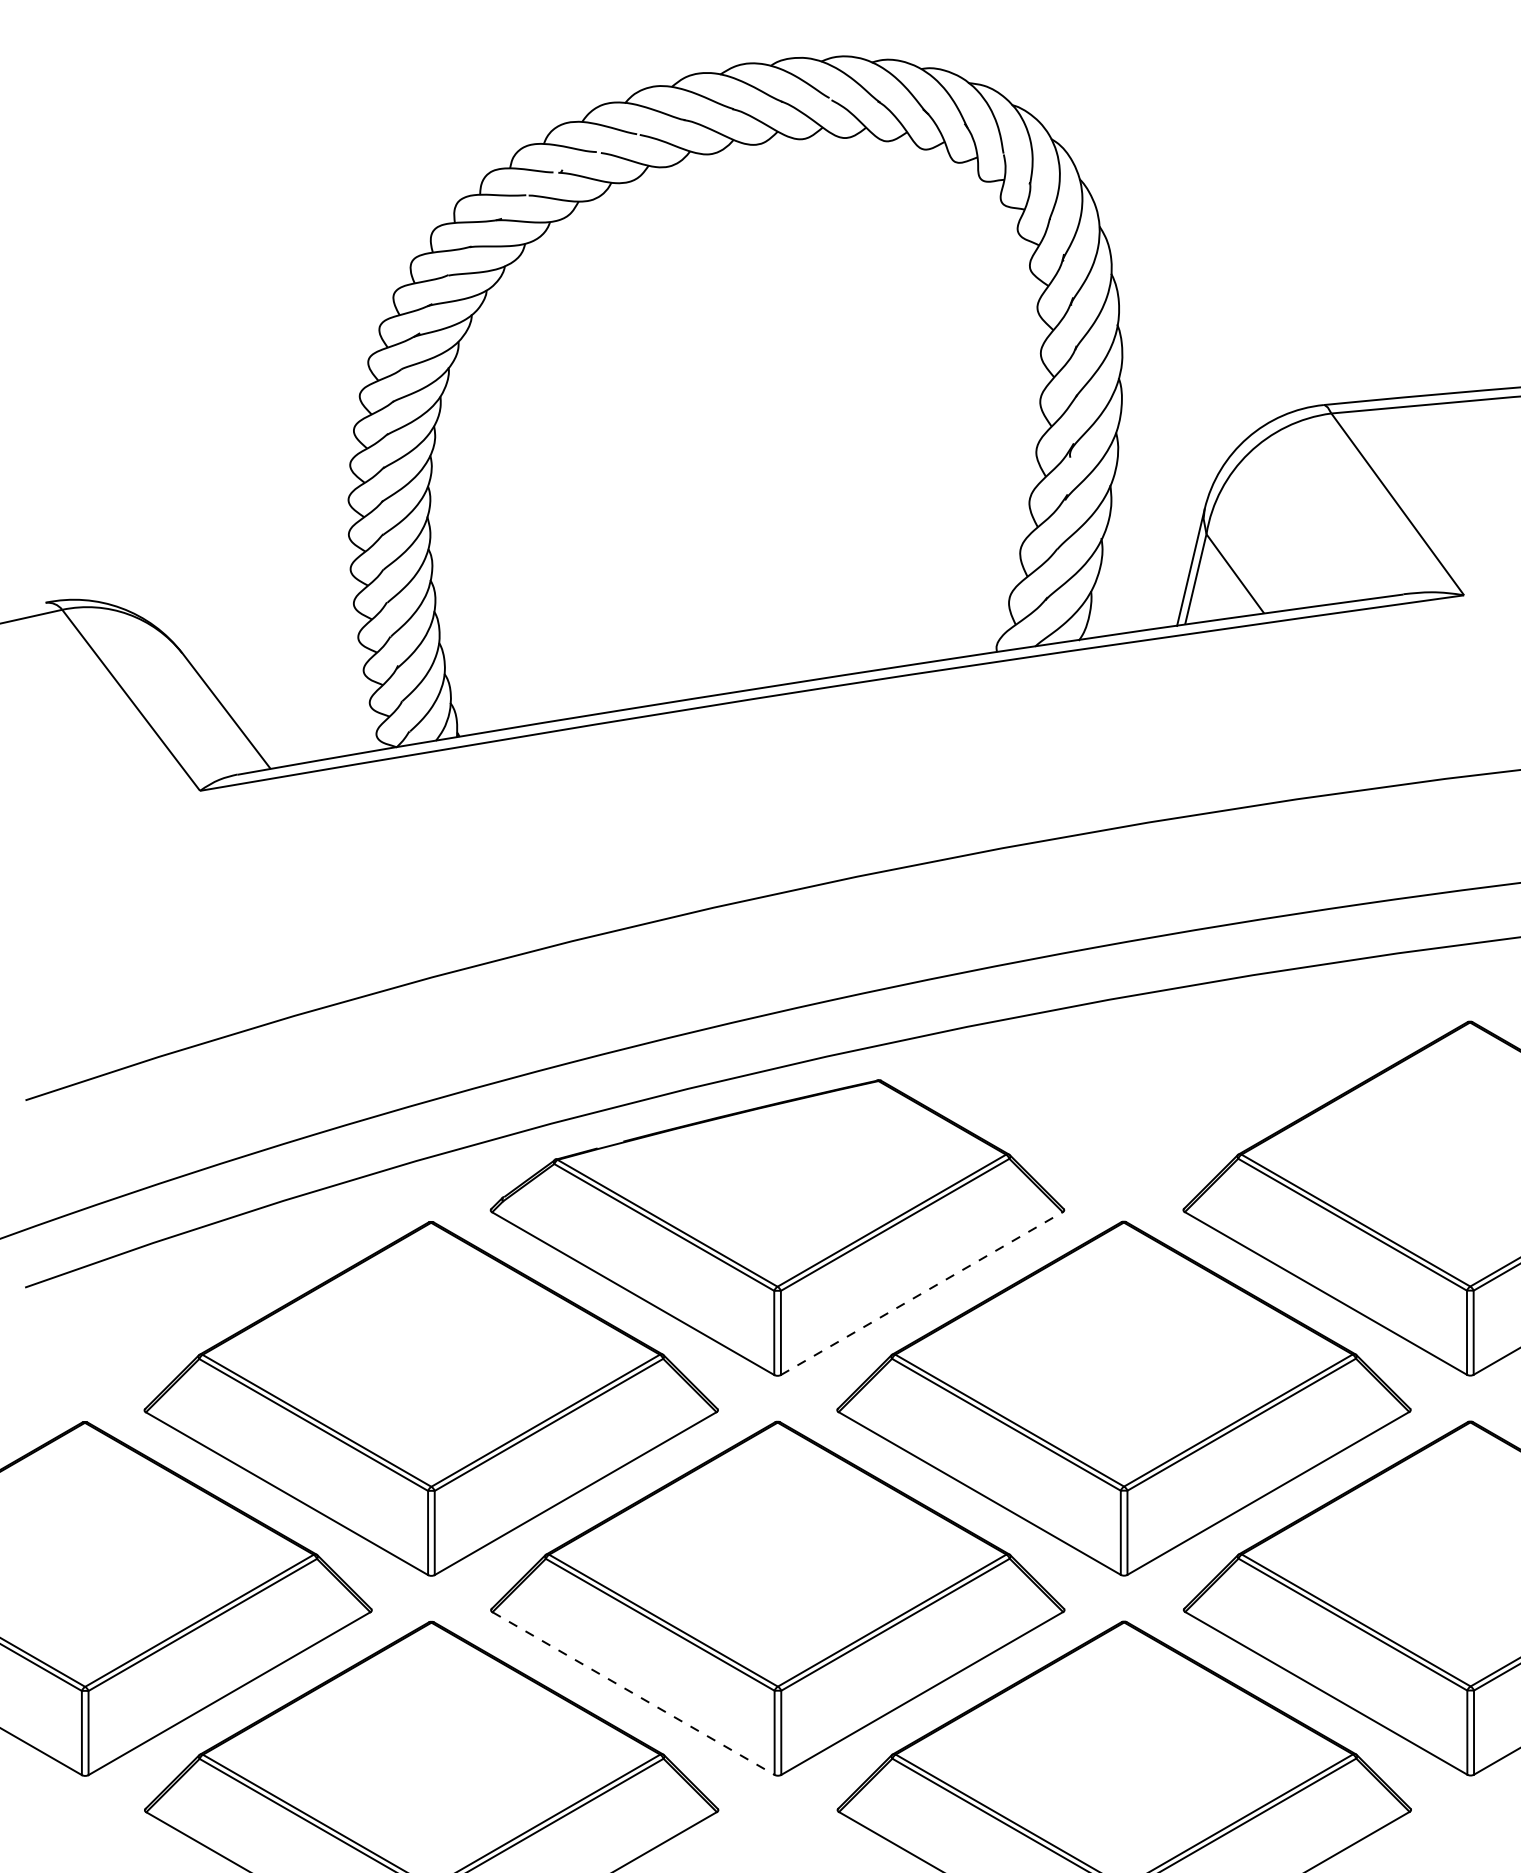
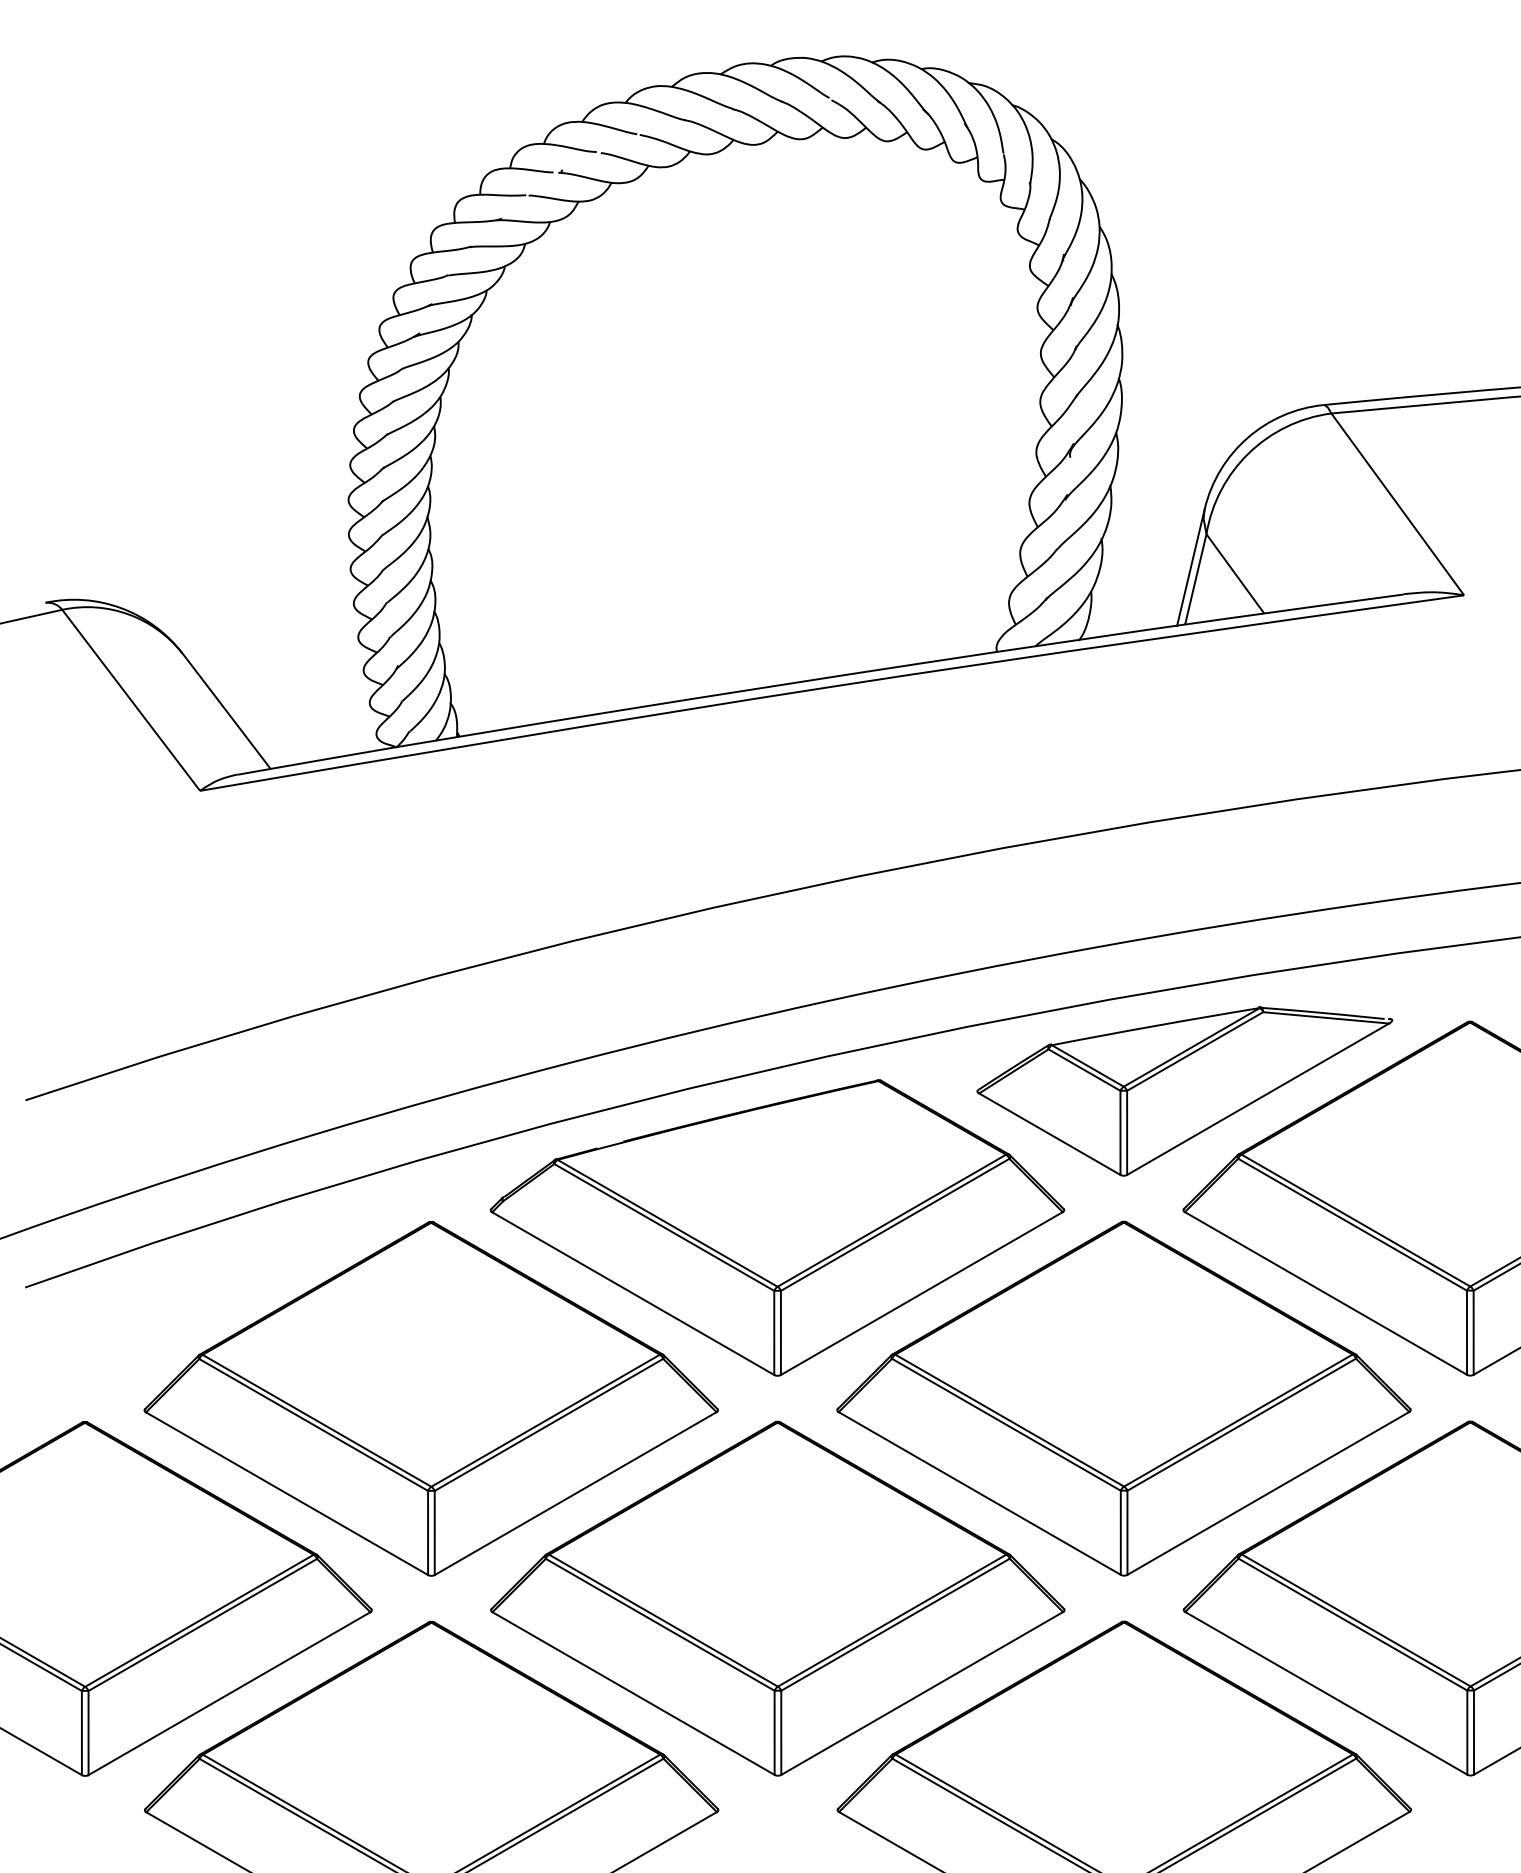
part: none -> present (1184, 1091)
line: dashed -> solid (921, 1293)
line: dashed -> solid (633, 1693)
